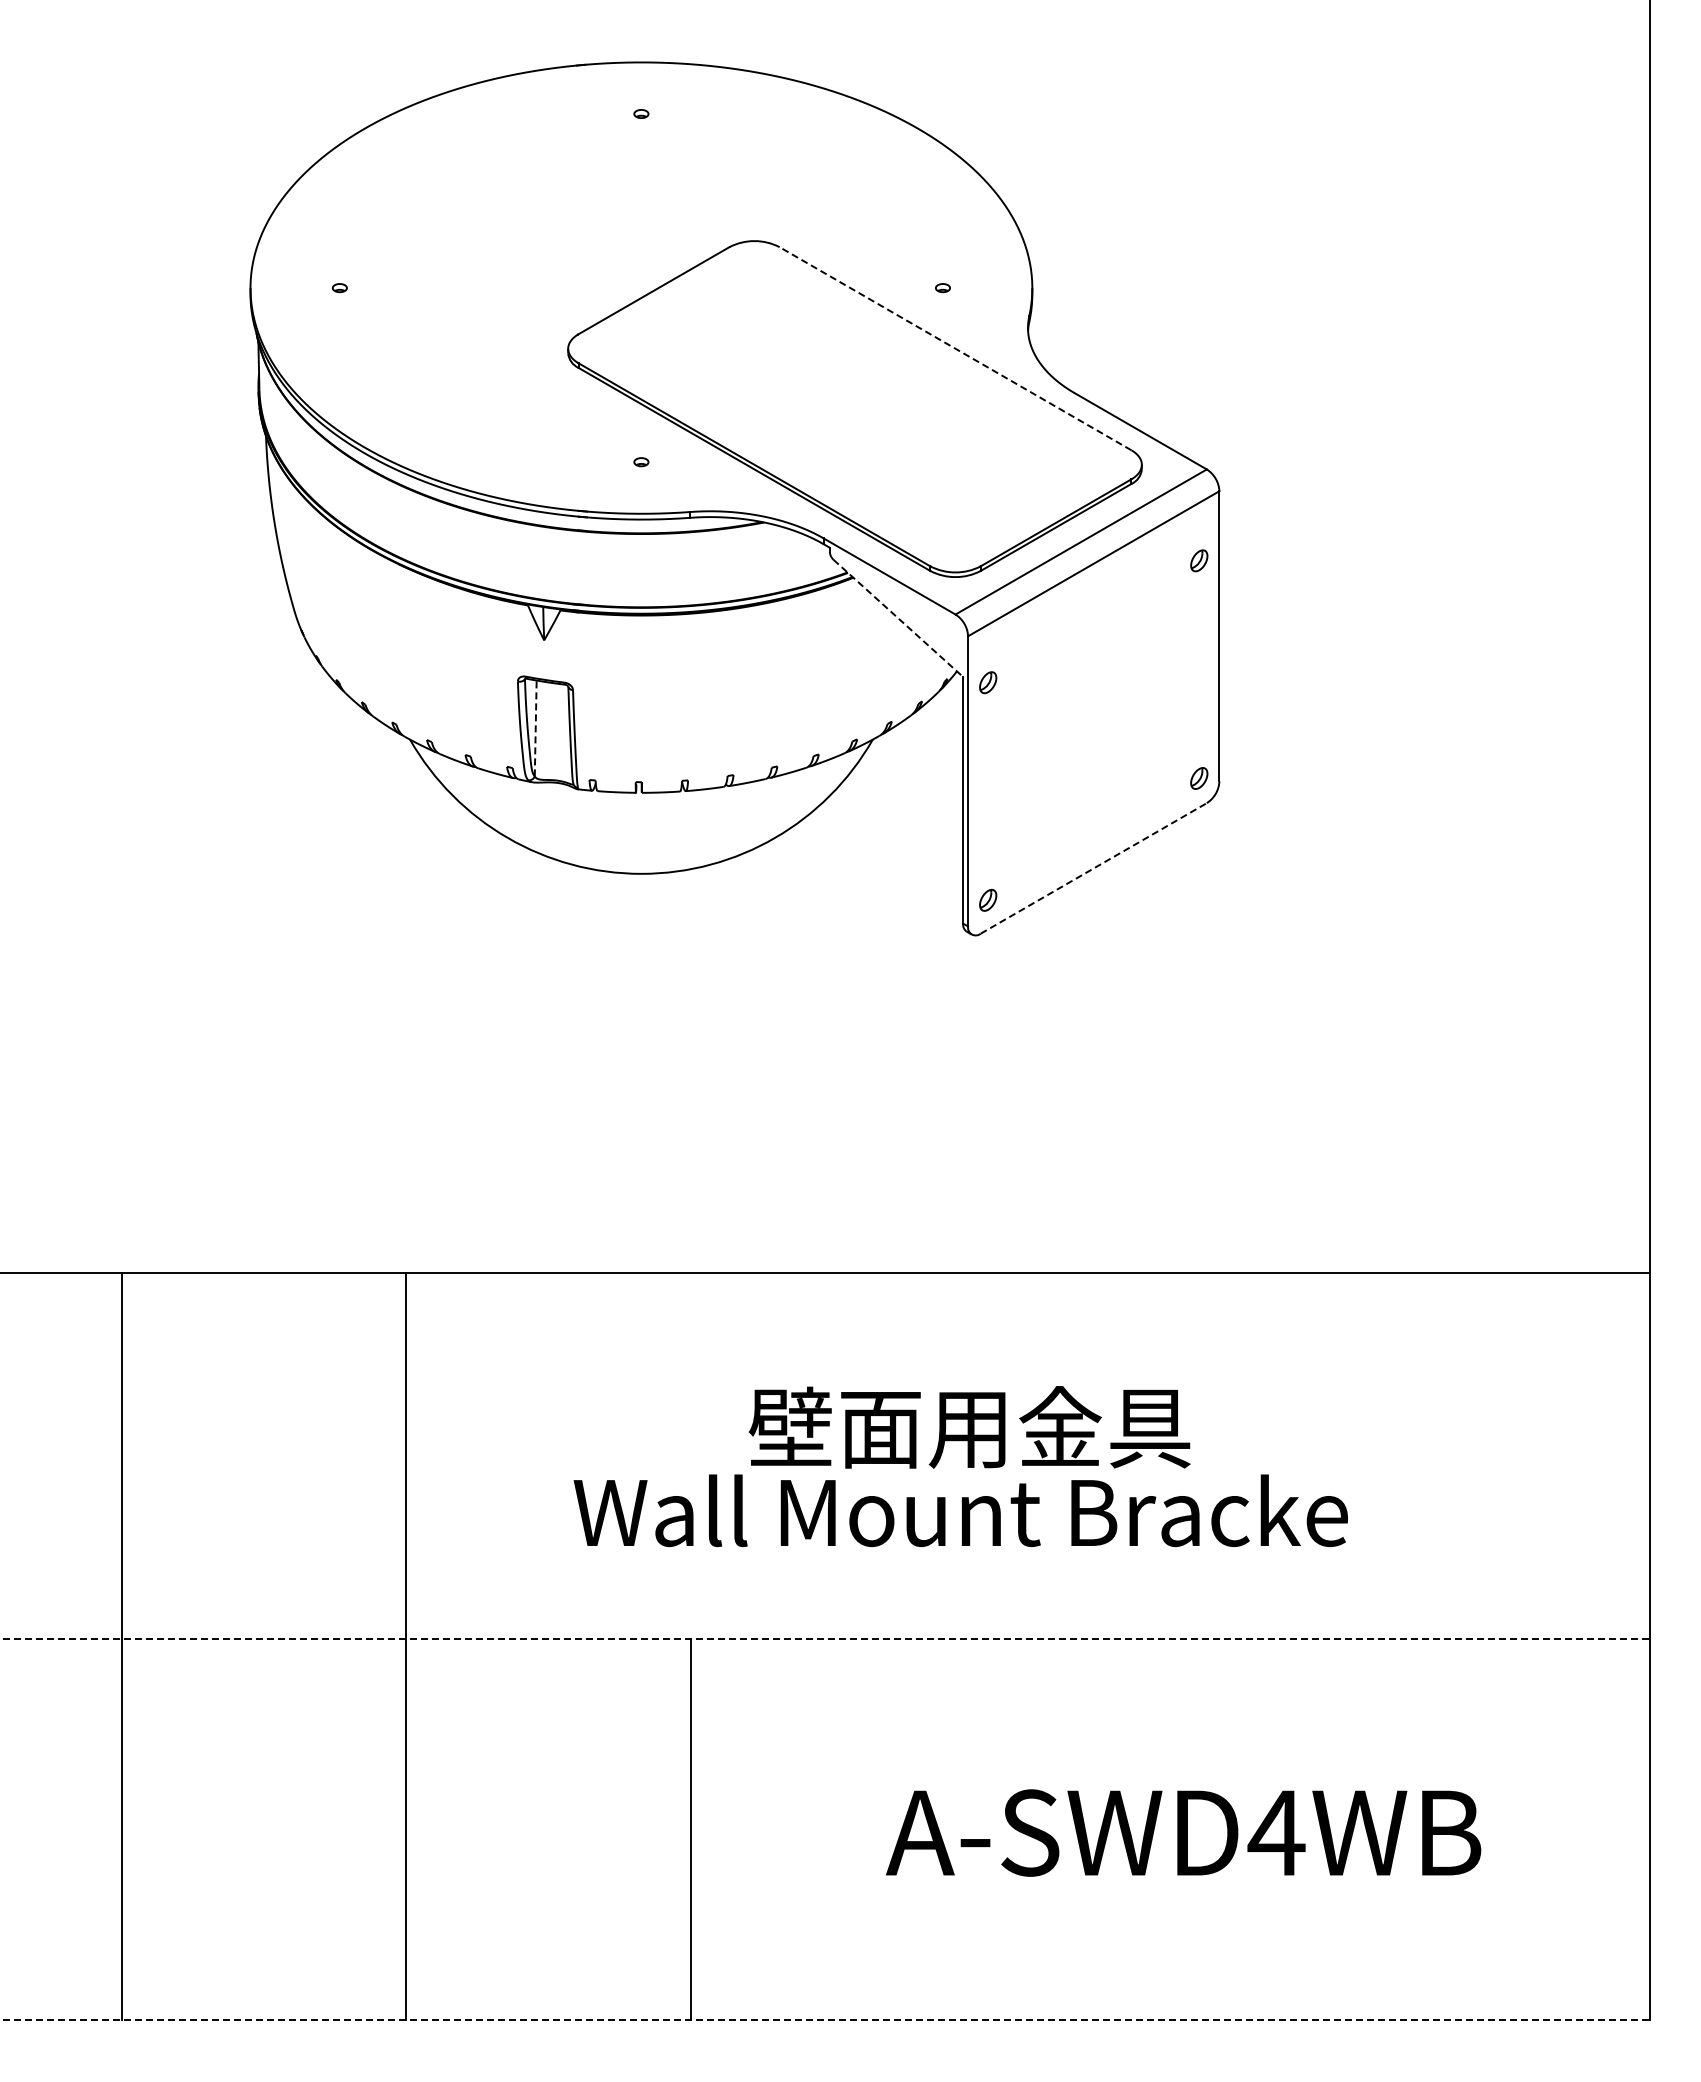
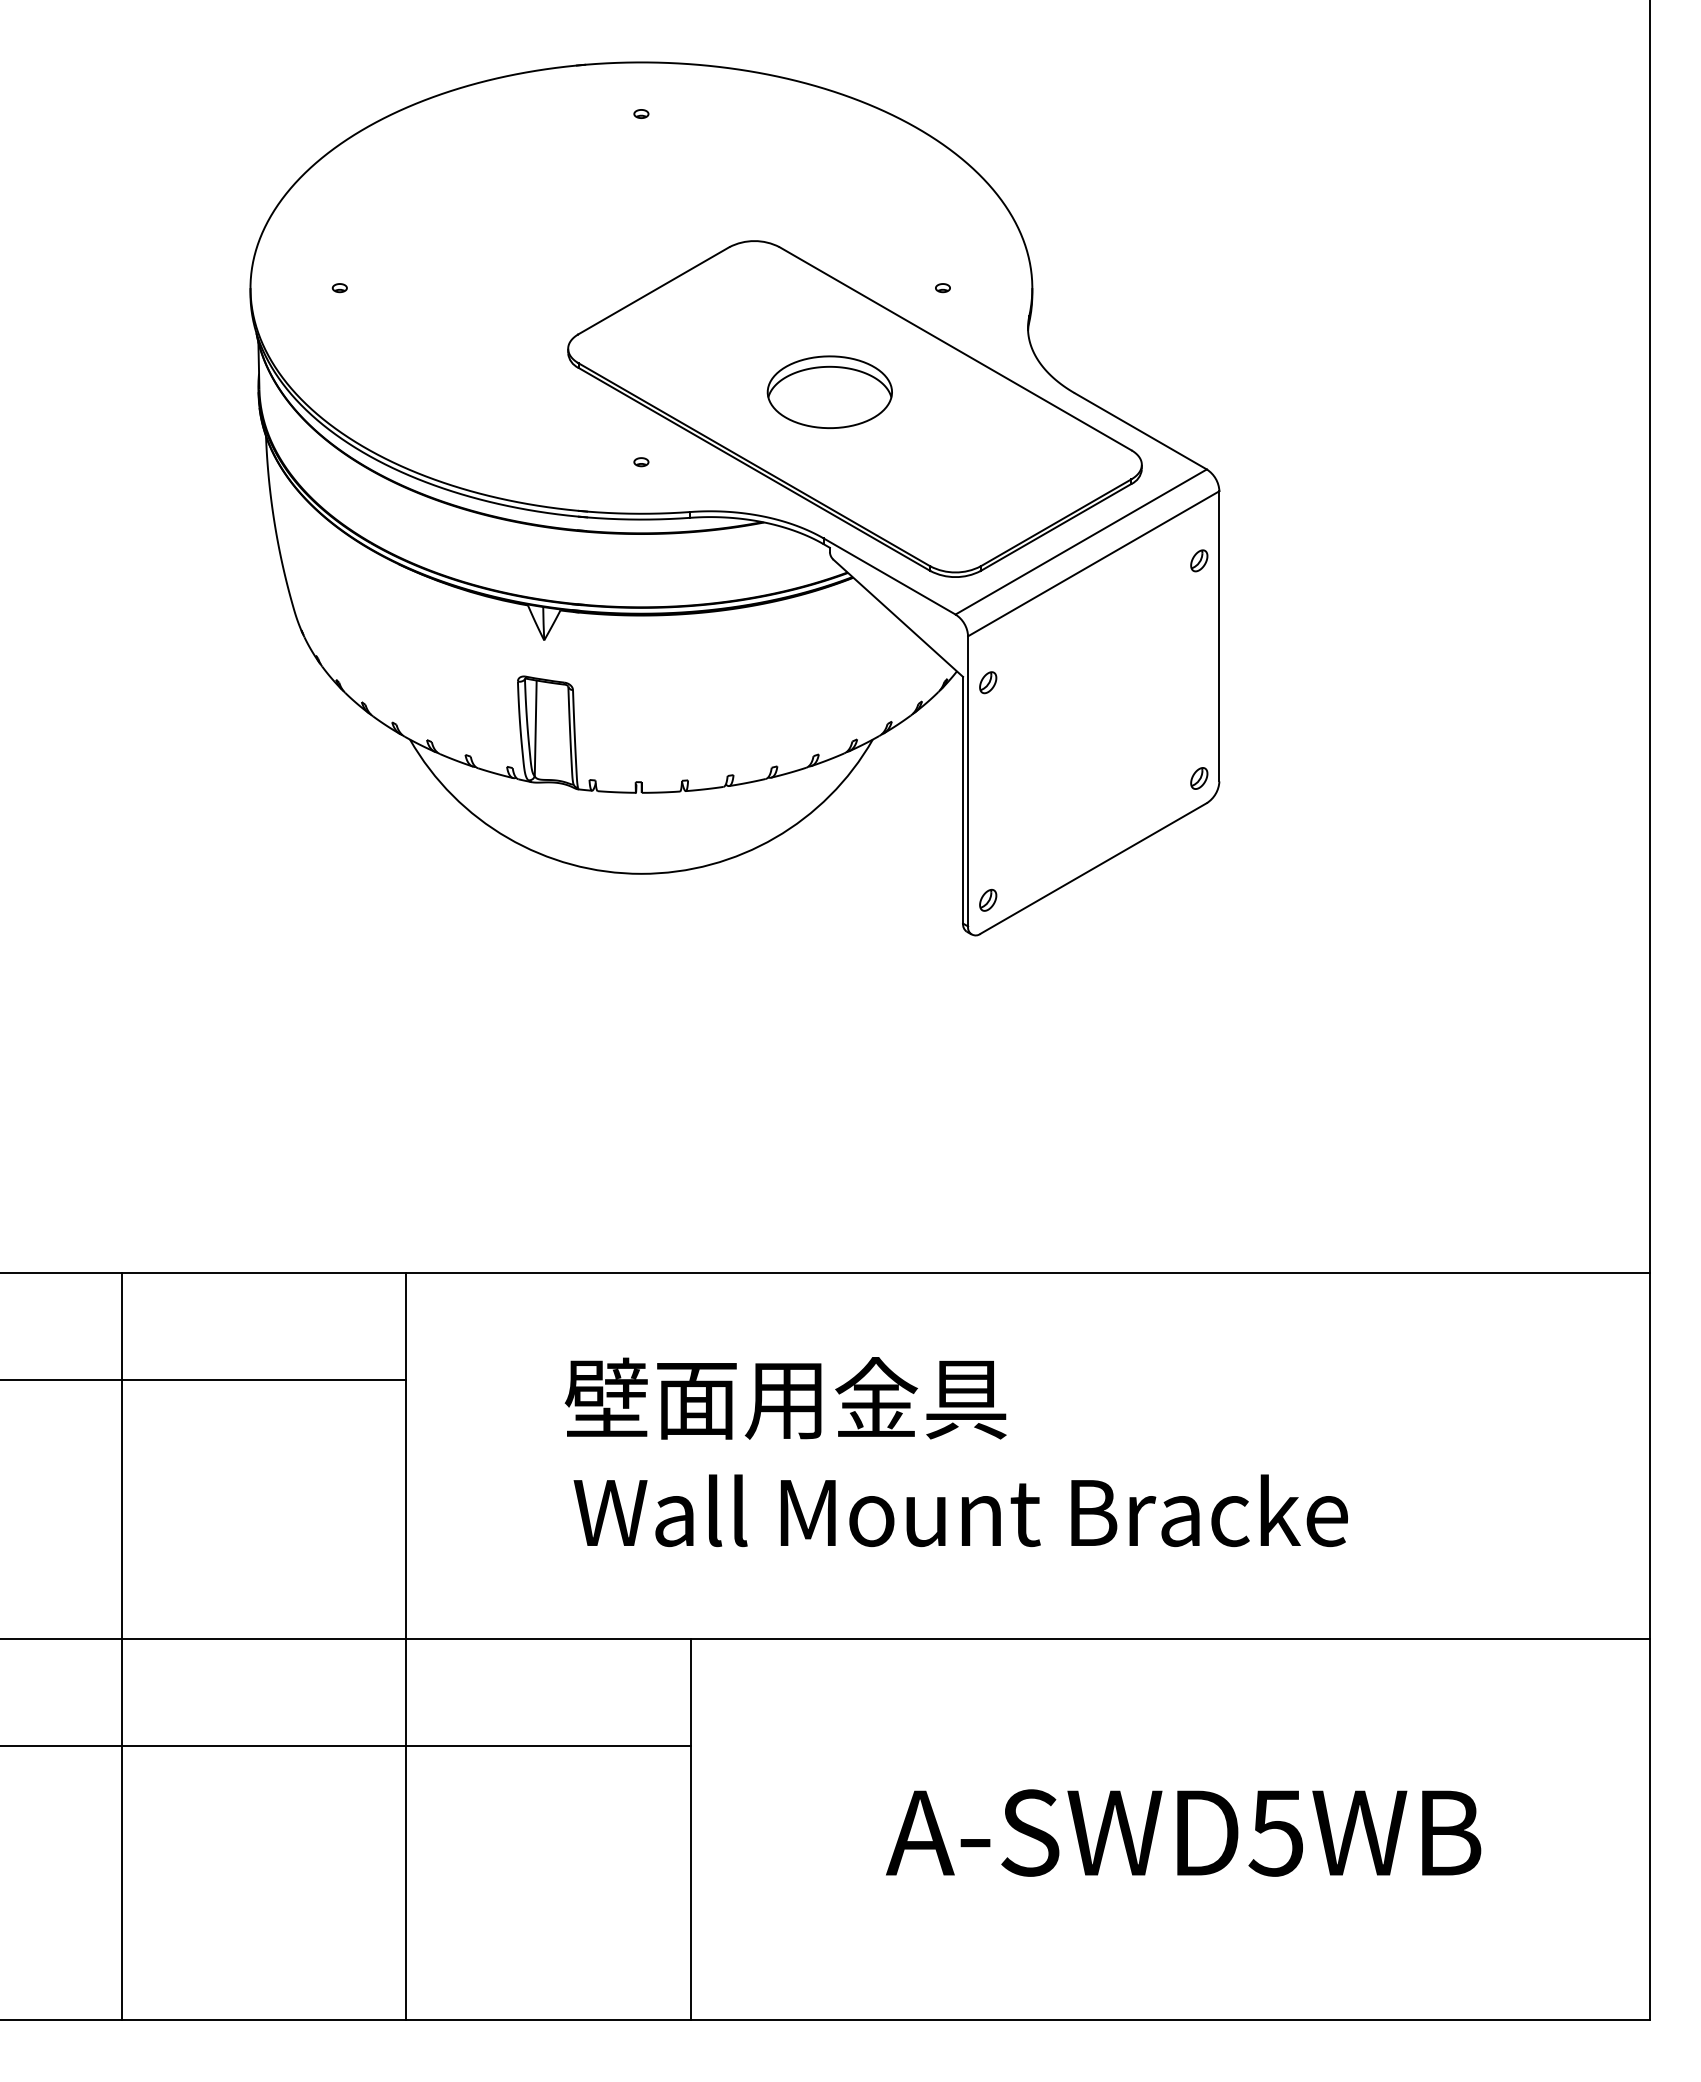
line: dashed -> solid (955, 348)
part: none -> present (829, 391)
line: dashed -> solid (898, 618)
line: dashed -> solid (535, 728)
line: dashed -> solid (1093, 868)
line: none -> present (204, 1379)
text position: (969, 1427) -> (785, 1398) (785, 1398)
line: dashed -> solid (825, 1639)
line: none -> present (346, 1745)
text: A-SWD4WB -> A-SWD5WB (1276, 1833)
line: dashed -> solid (825, 2019)
